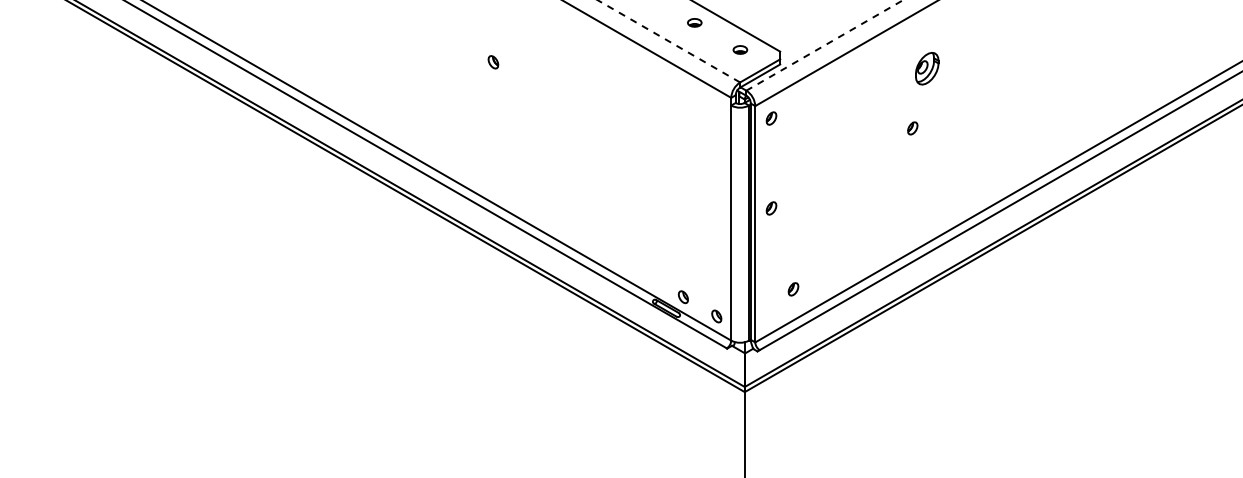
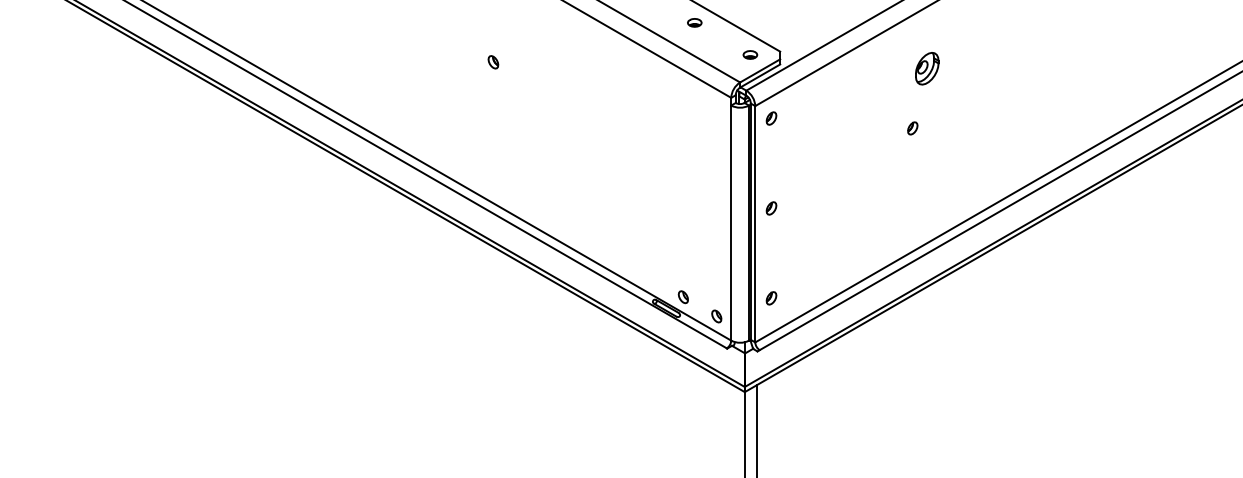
line: dashed -> solid (669, 41)
line: dashed -> solid (824, 45)
part position: (740, 49) -> (750, 54) (750, 54)
part position: (793, 289) -> (771, 298) (771, 298)
line: none -> present (756, 429)
